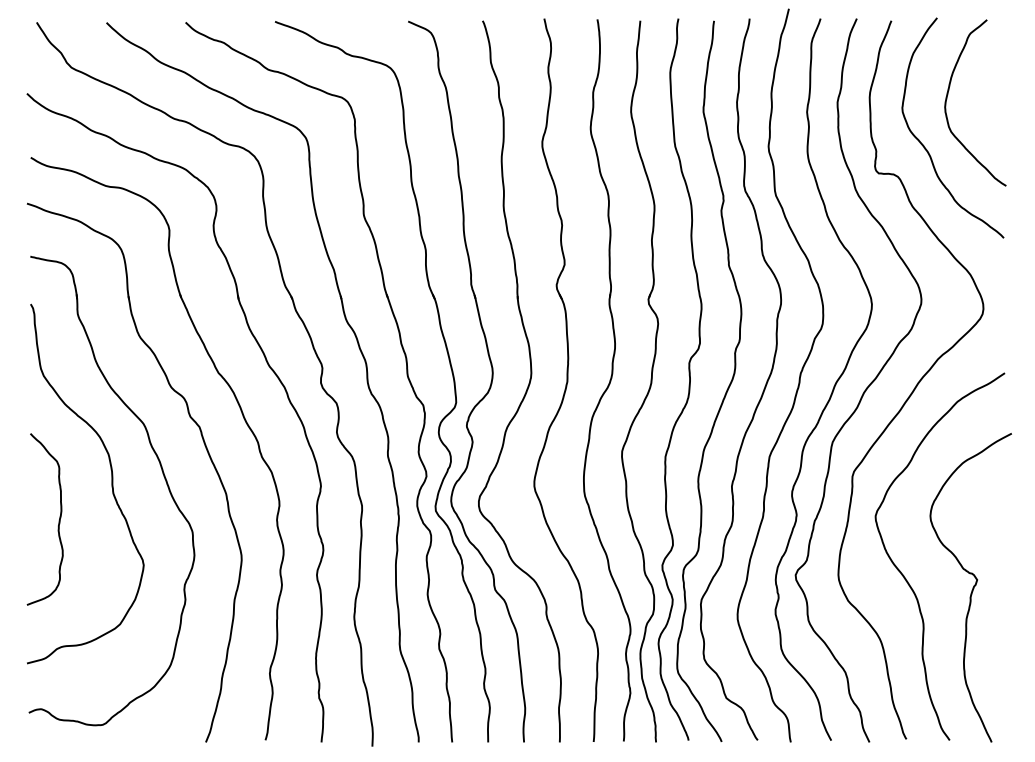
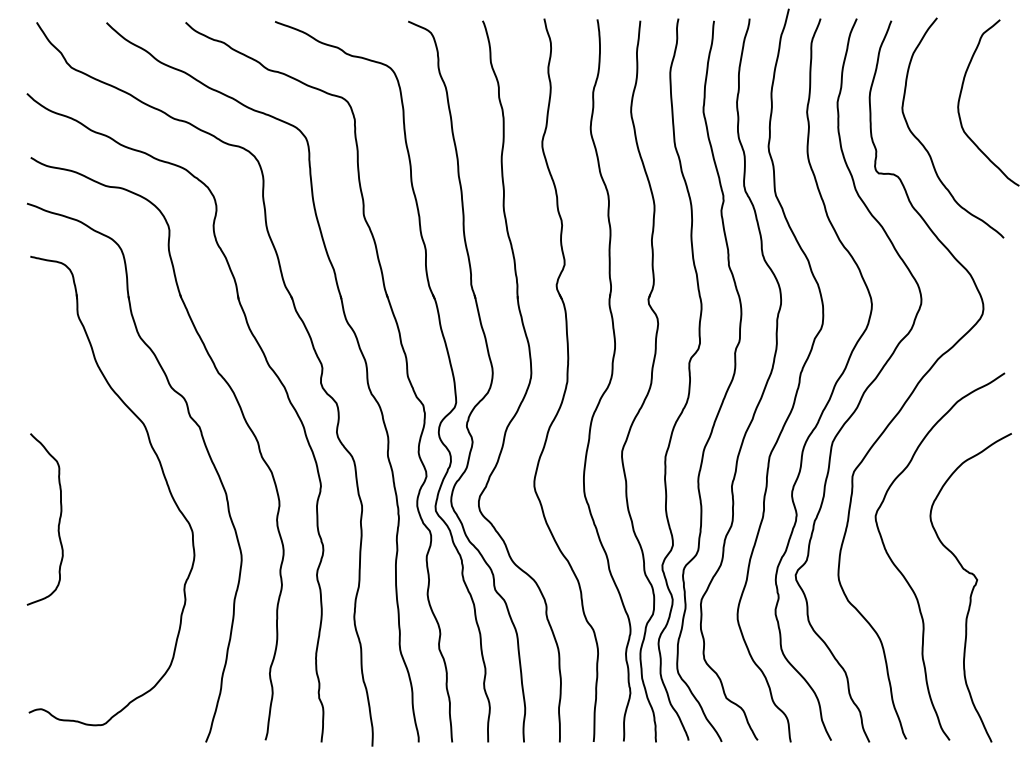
curve position: (948, 94) -> (961, 94) (961, 94)
curve: present -> none (111, 483)
